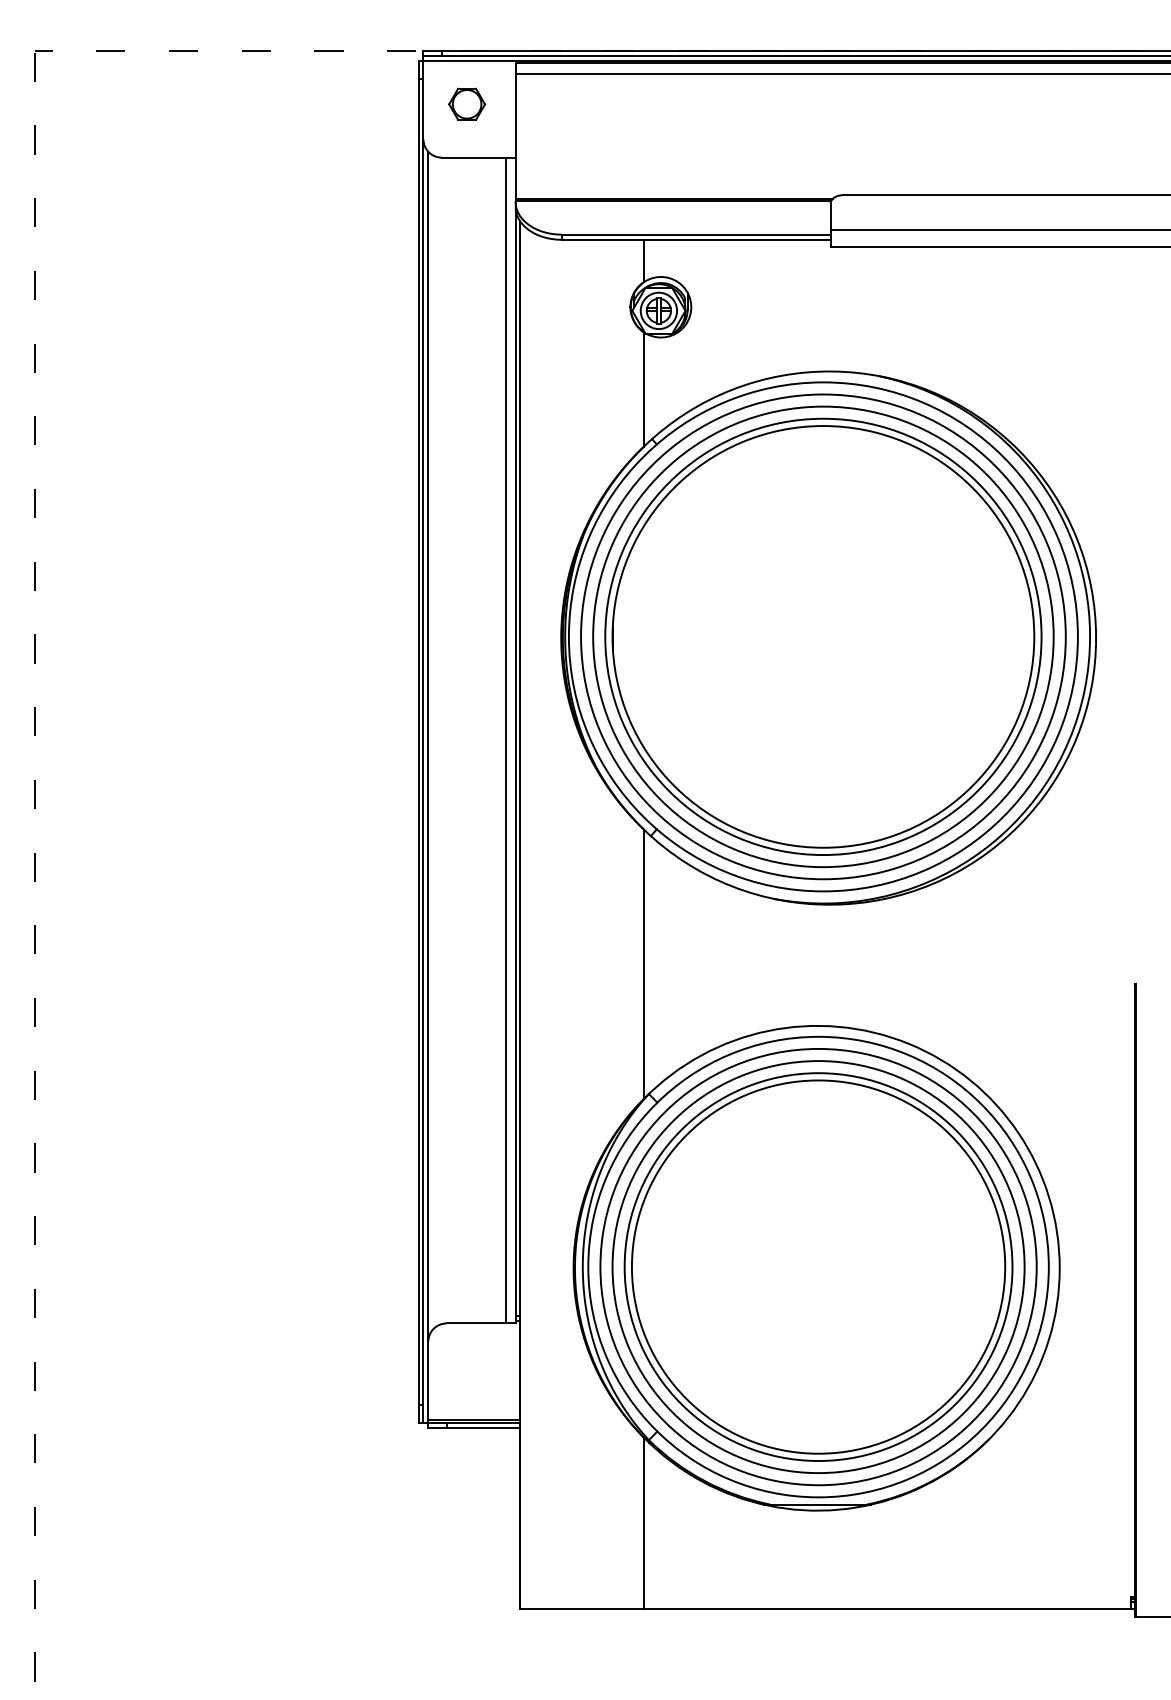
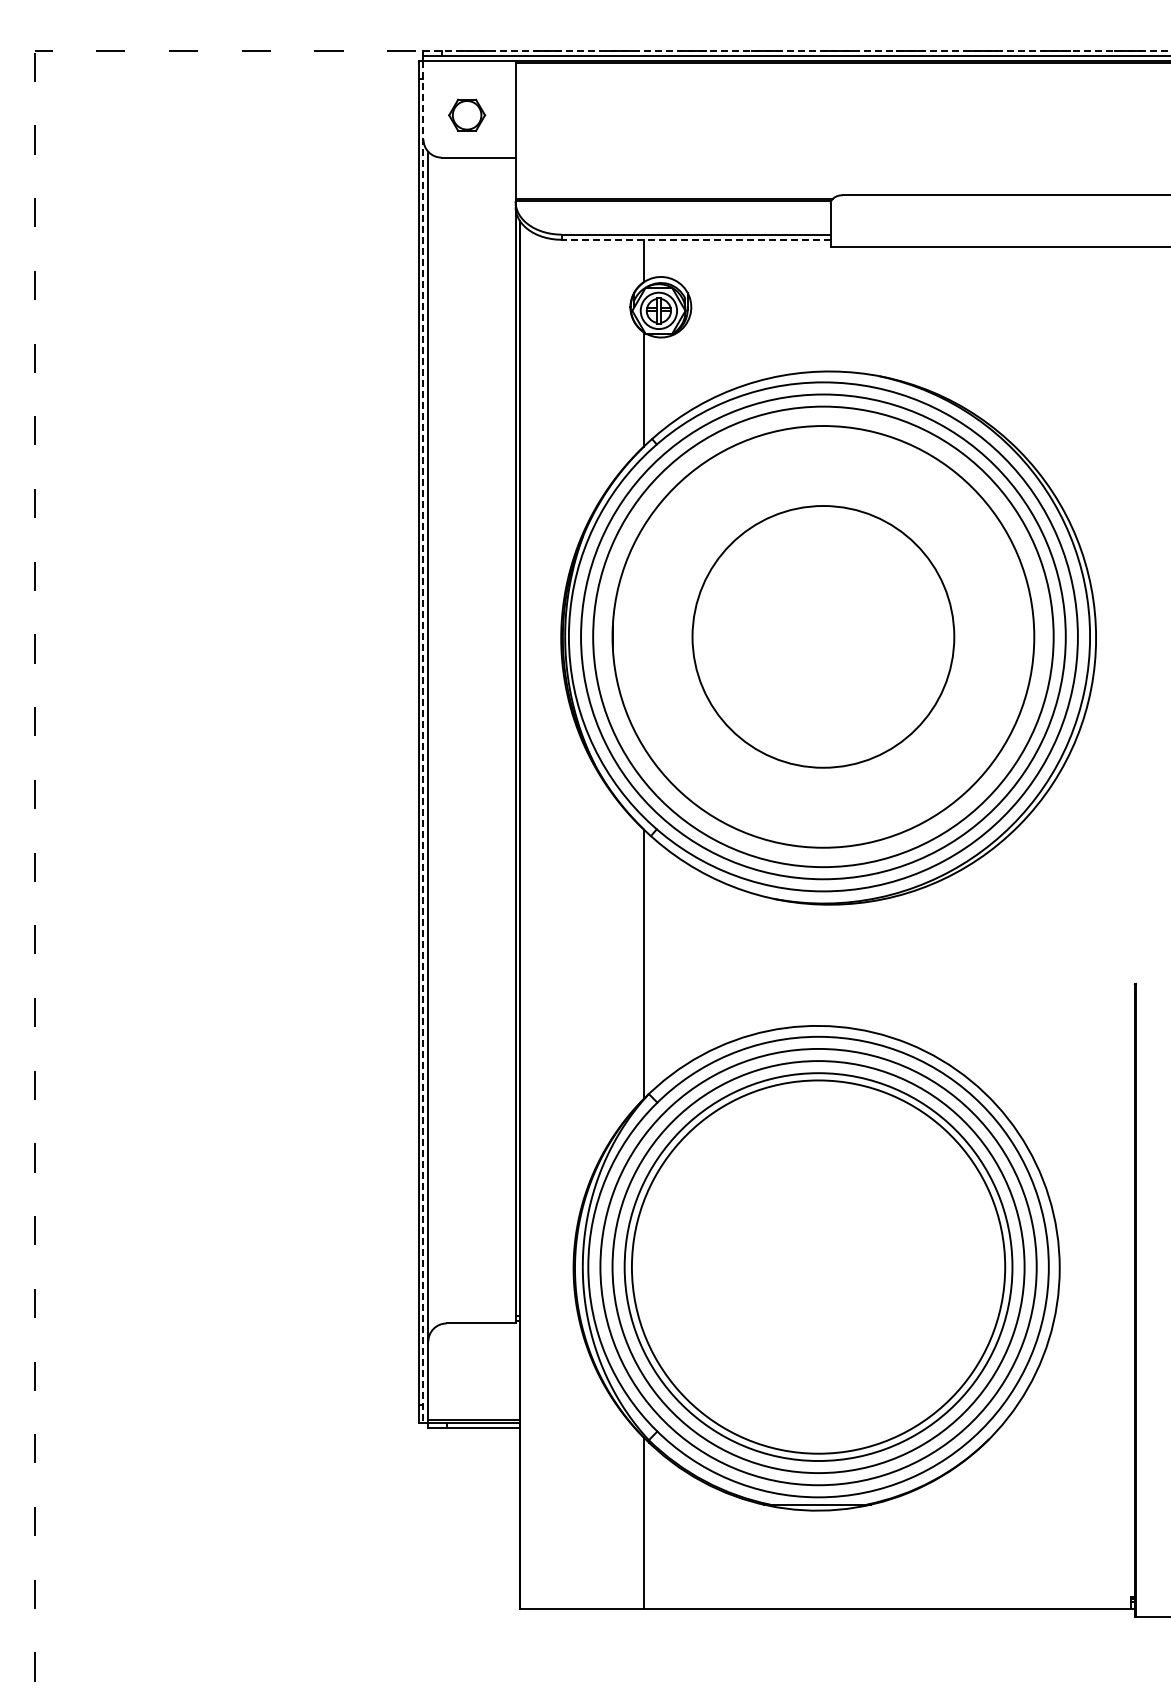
line: solid -> dashed (797, 50)
line: present -> none (841, 74)
part position: (467, 103) -> (467, 114) (467, 114)
line: present -> none (998, 230)
line: solid -> dashed (696, 239)
circle diameter: 436 px -> 262 px (823, 636)
line: present -> none (505, 740)
line: solid -> dashed (423, 742)
